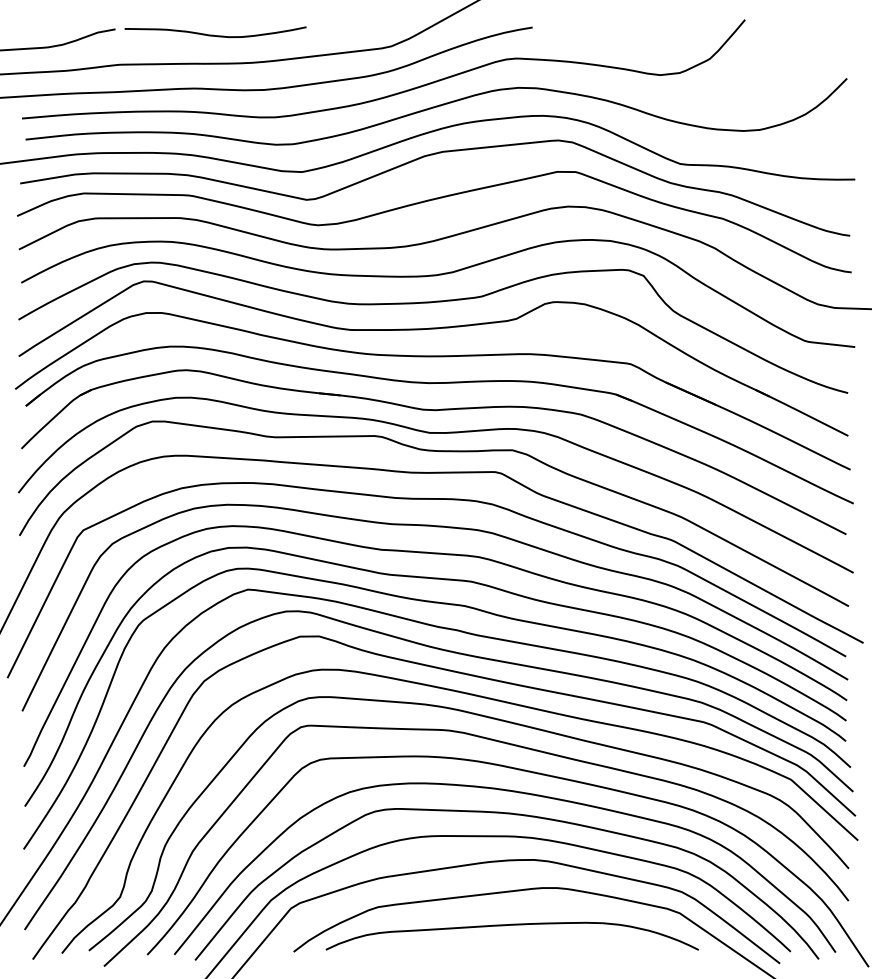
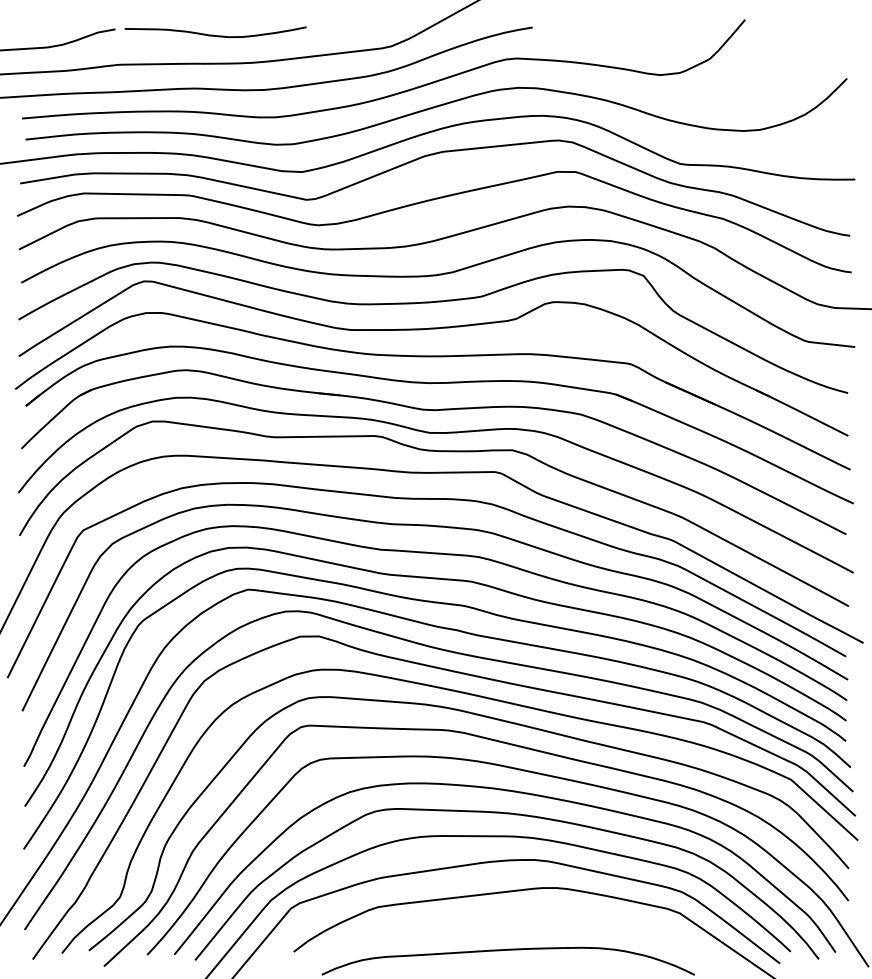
part position: (511, 925) -> (507, 950) (507, 950)
